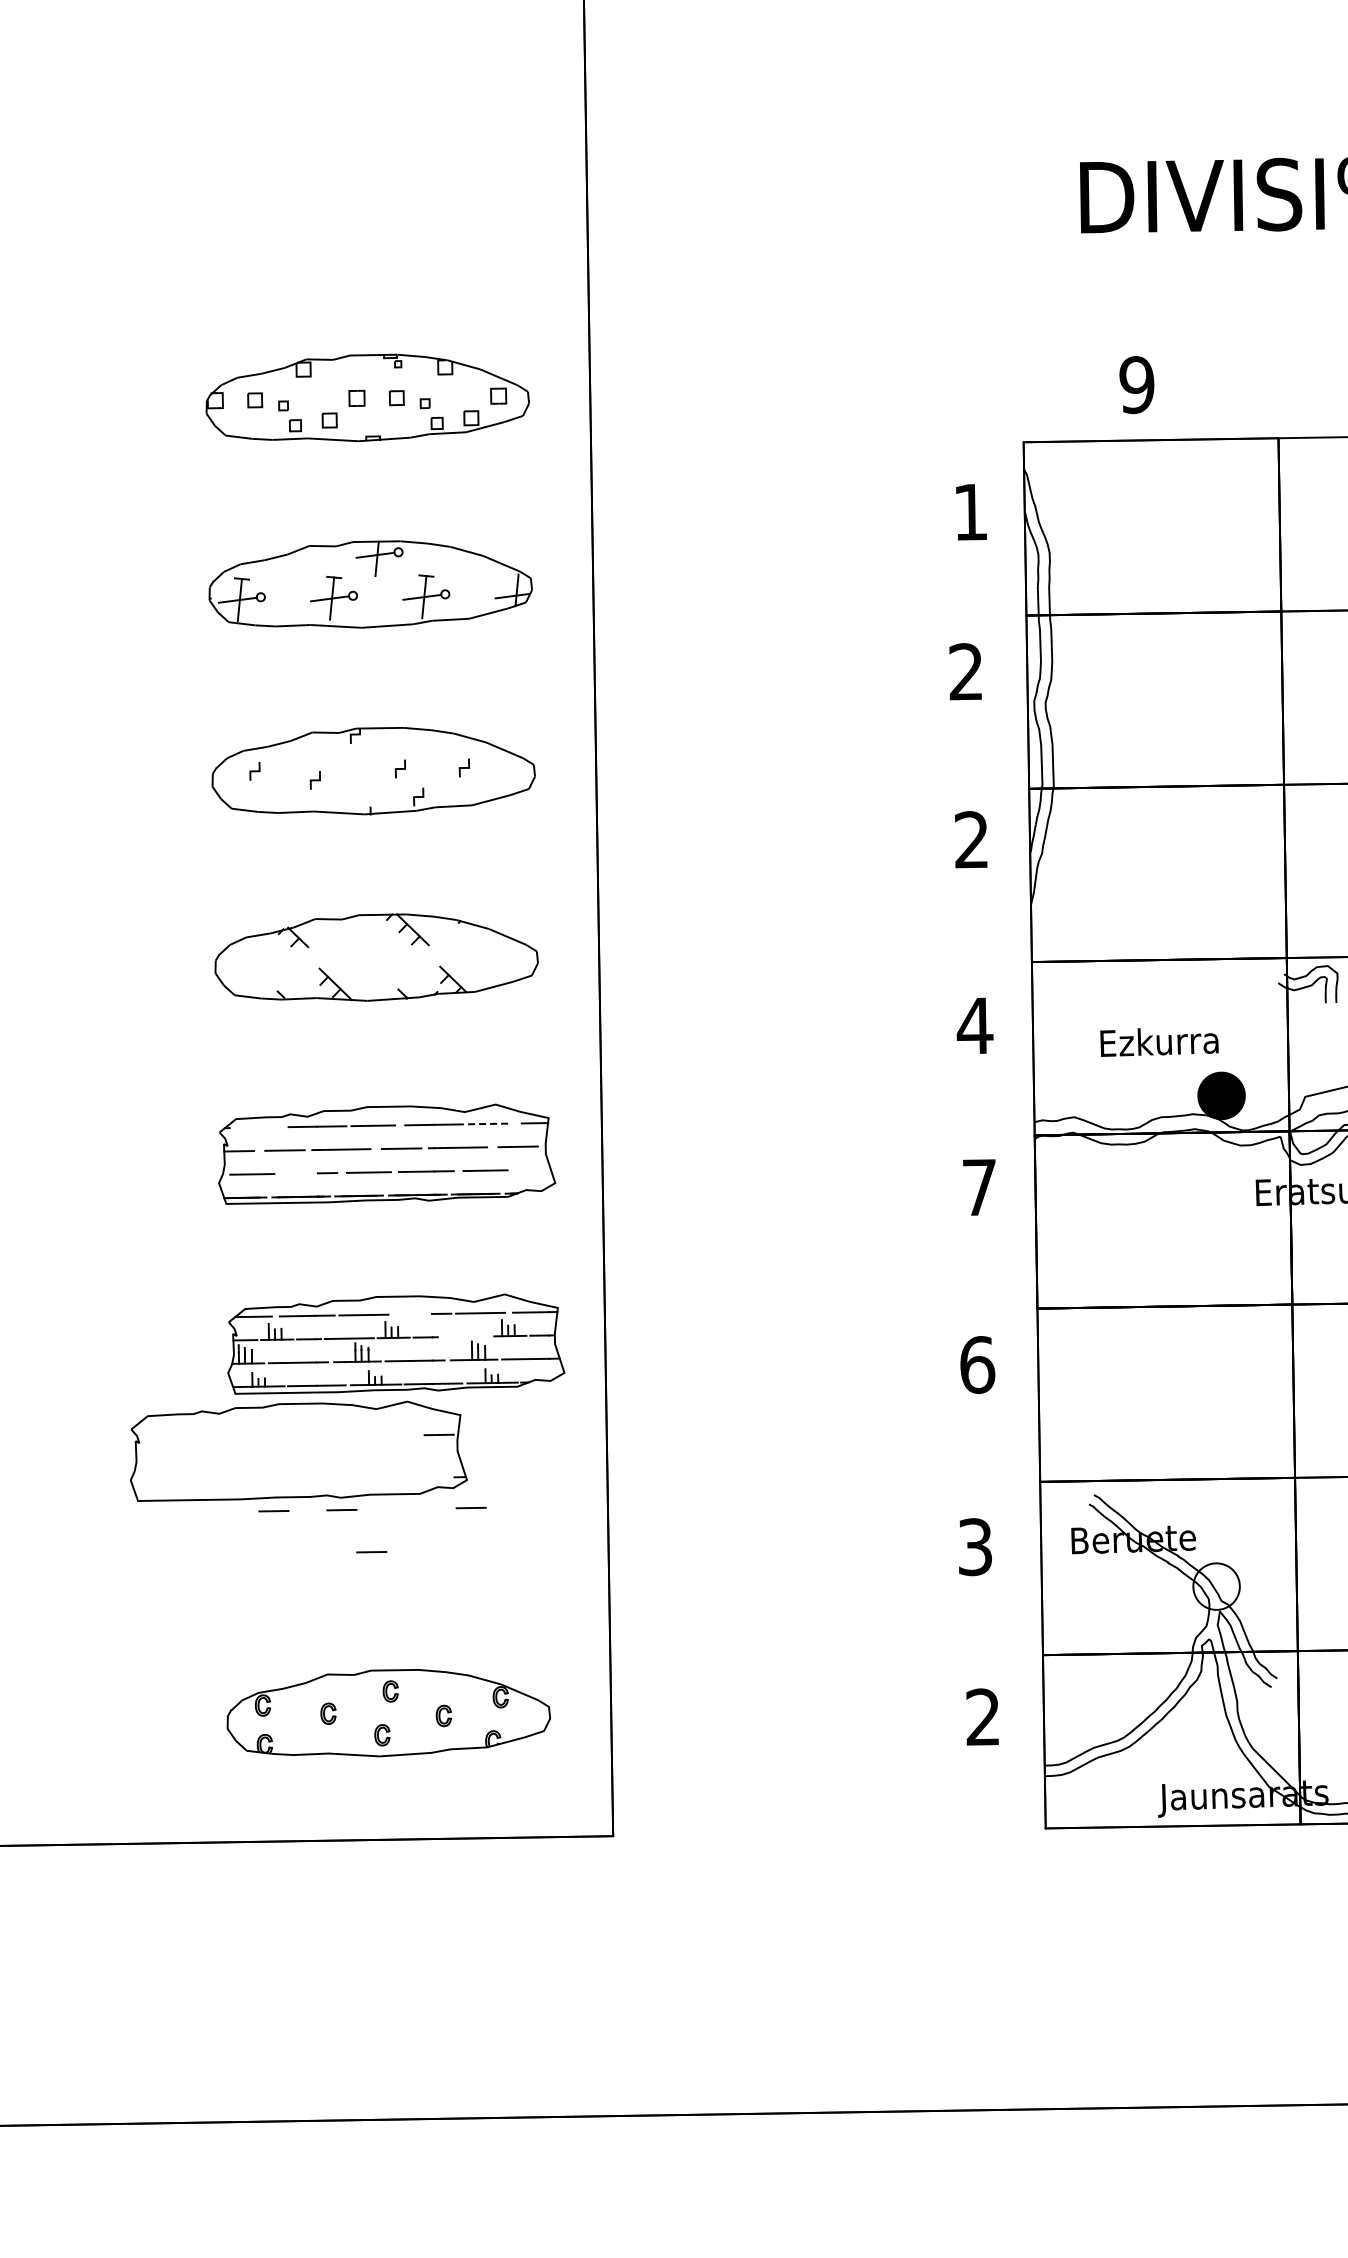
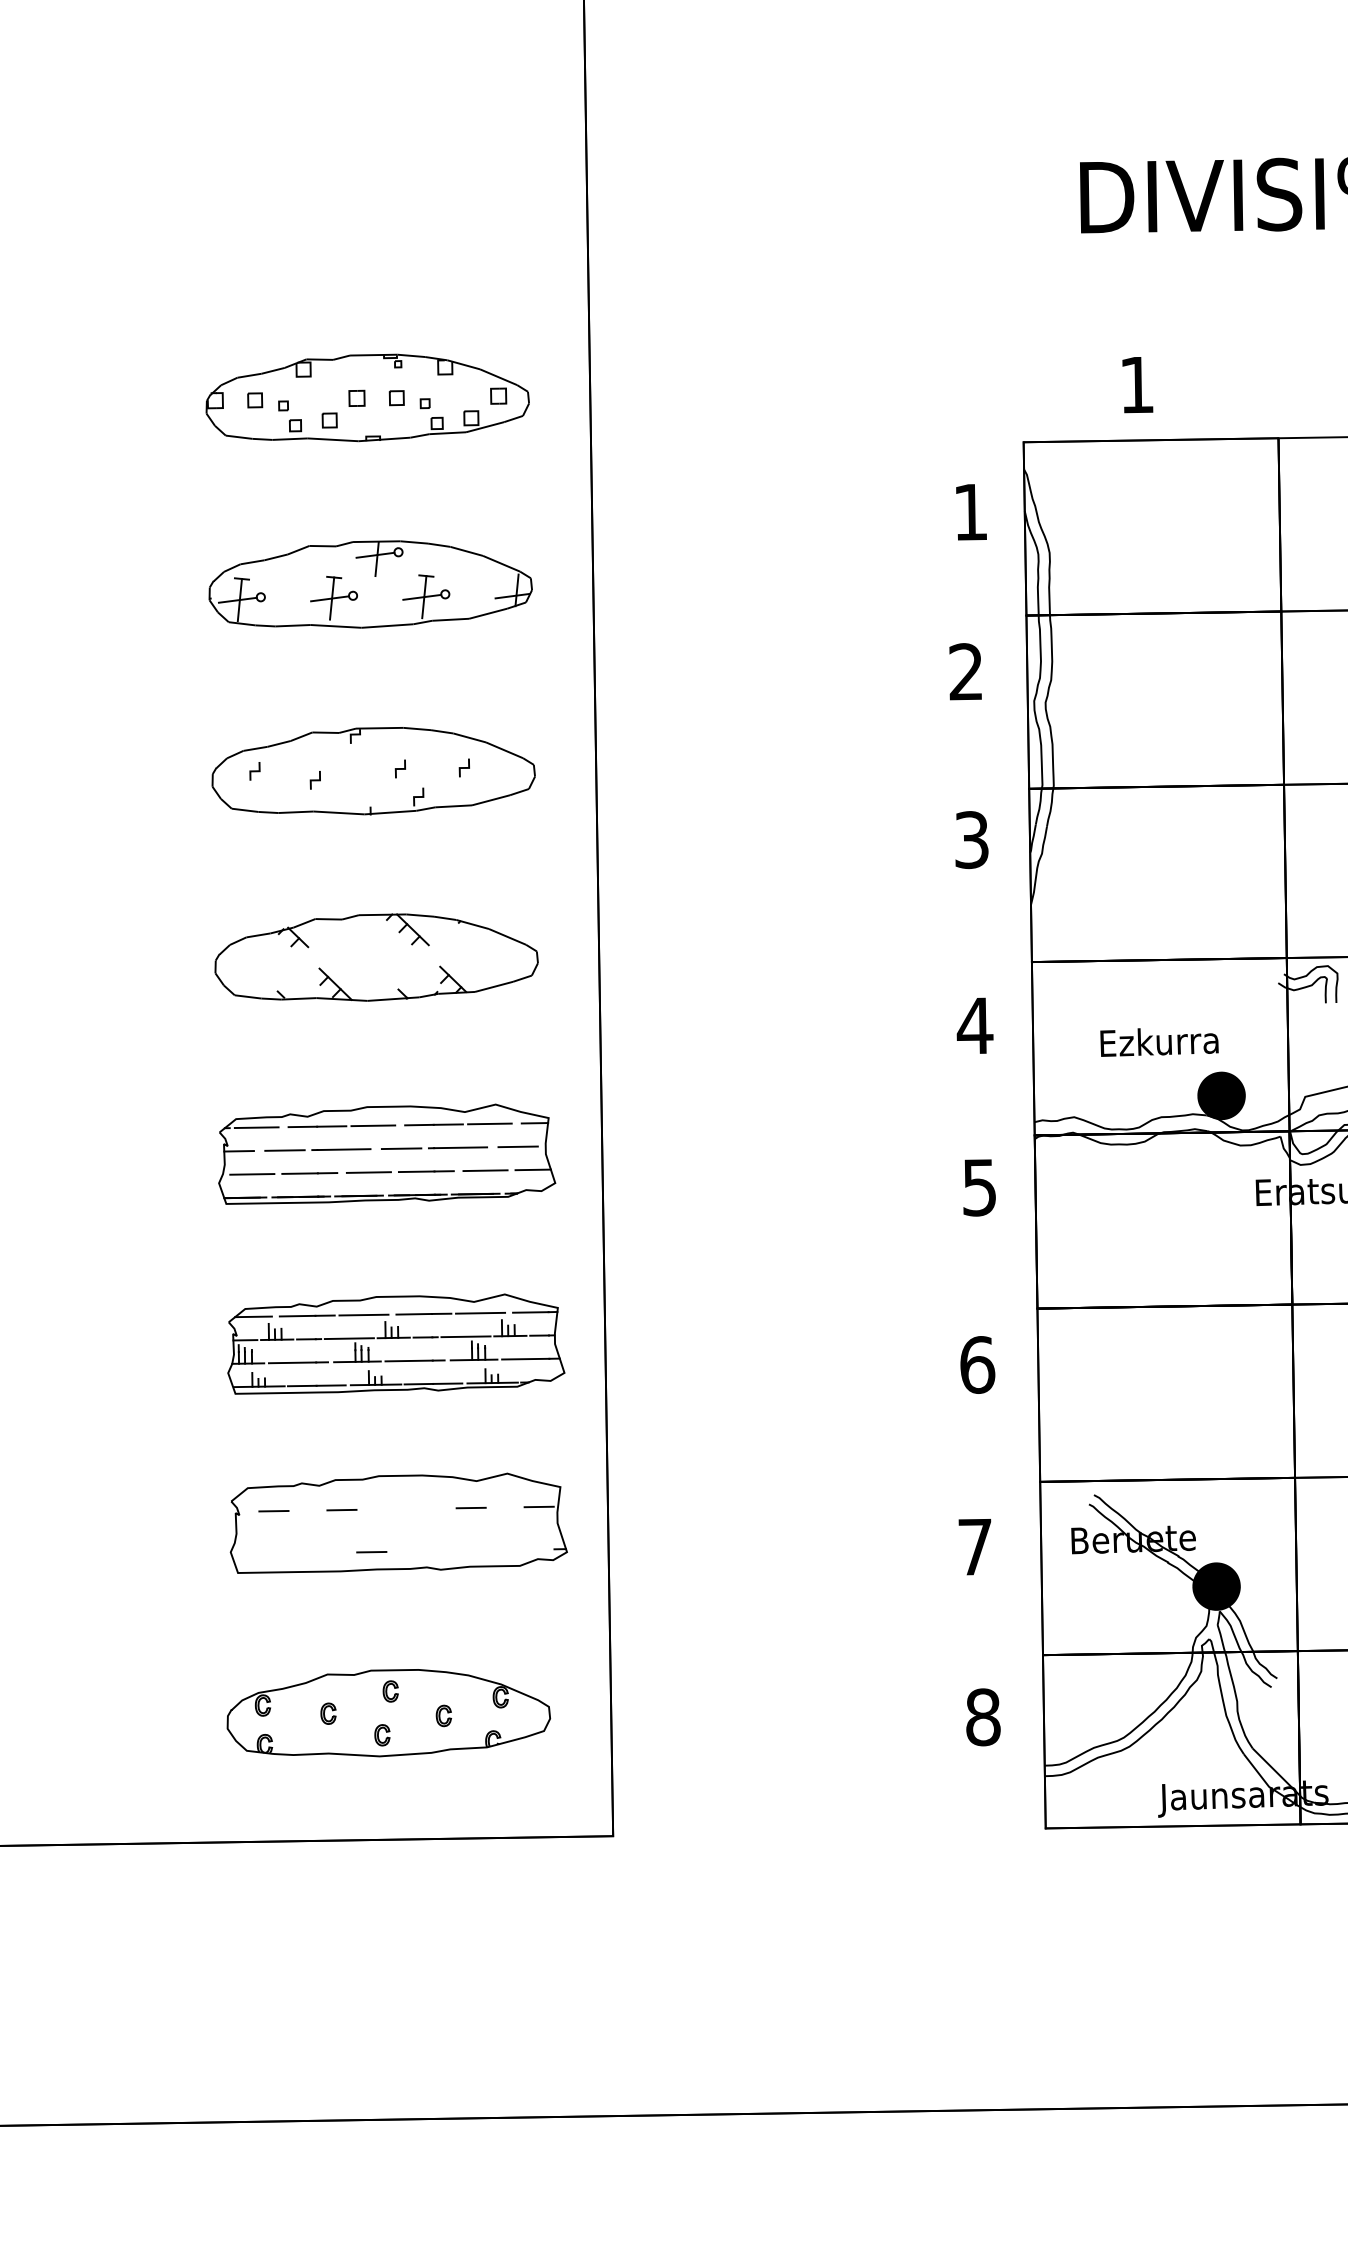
text: 9 -> 1 (1136, 385)
text: 2 -> 3 (971, 840)
line: dashed -> solid (489, 1123)
line: none -> present (256, 1127)
line: none -> present (532, 1169)
line: none -> present (299, 1173)
text: 7 -> 5 (979, 1187)
line: none -> present (414, 1313)
line: none -> present (465, 1336)
part position: (298, 1450) -> (398, 1522) (398, 1522)
text: 3 -> 7 (974, 1547)
fill: none -> present (1216, 1586)
text: 2 -> 8 (983, 1717)
